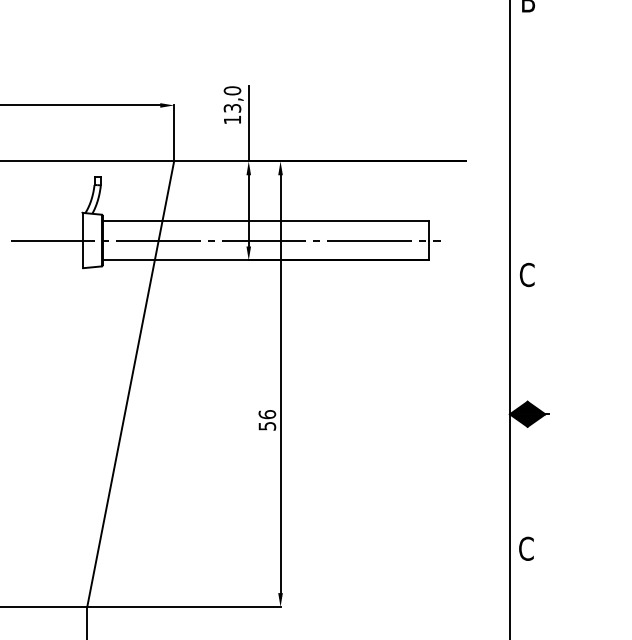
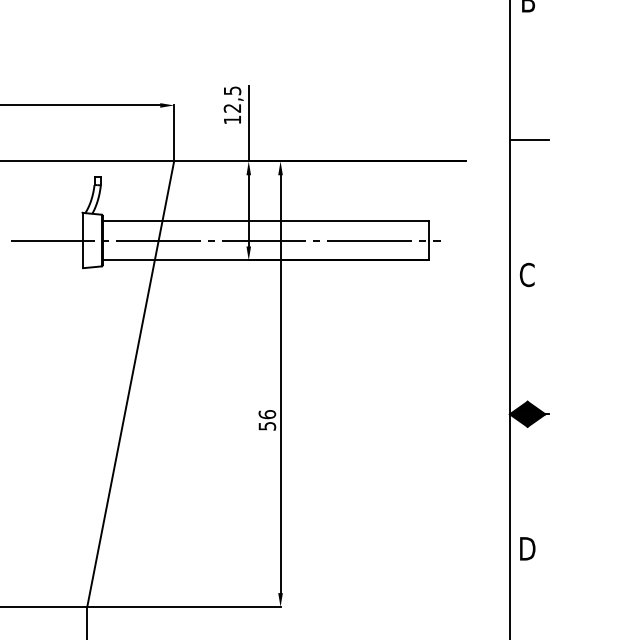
text: 13,0 -> 12,5 (232, 99)
line: none -> present (528, 140)
text: C -> D (527, 548)
